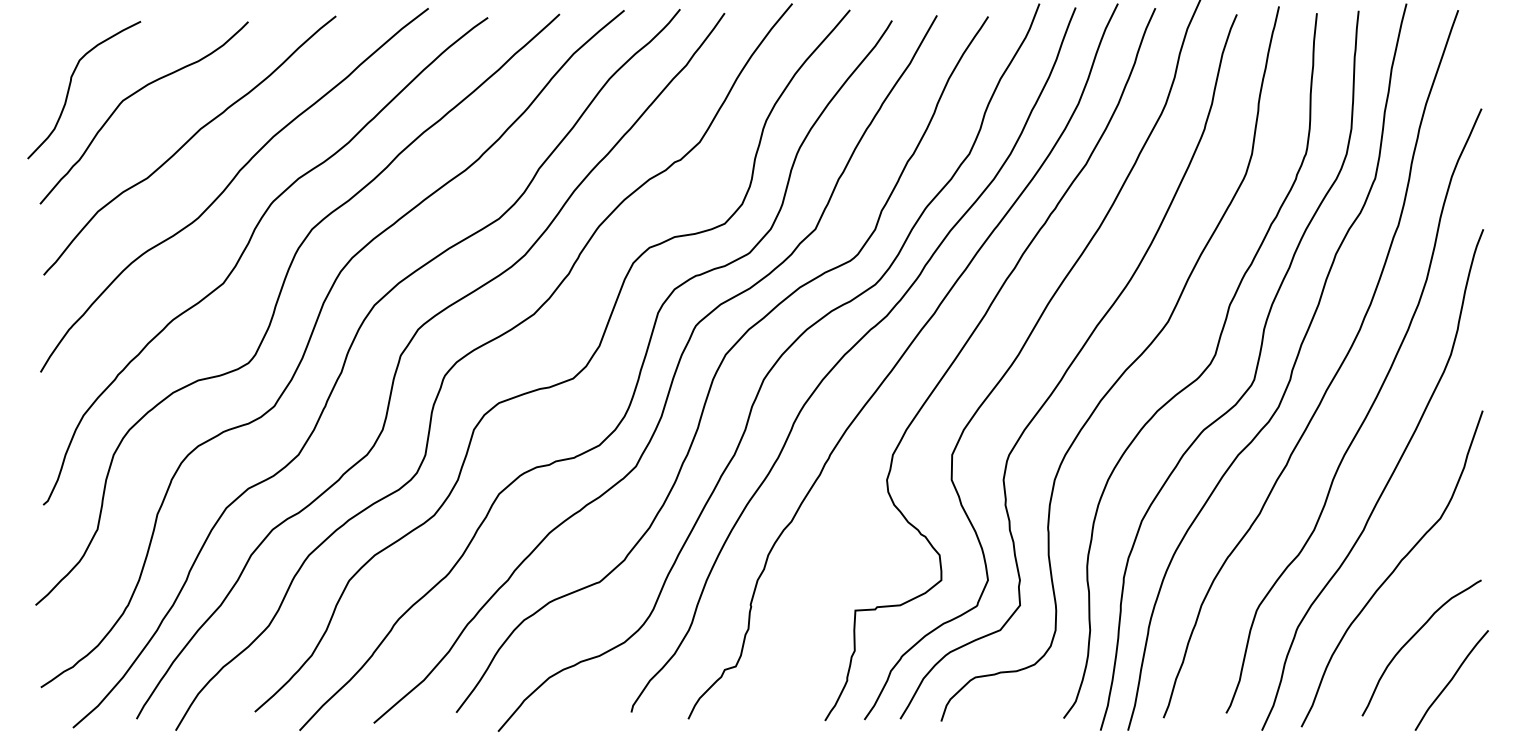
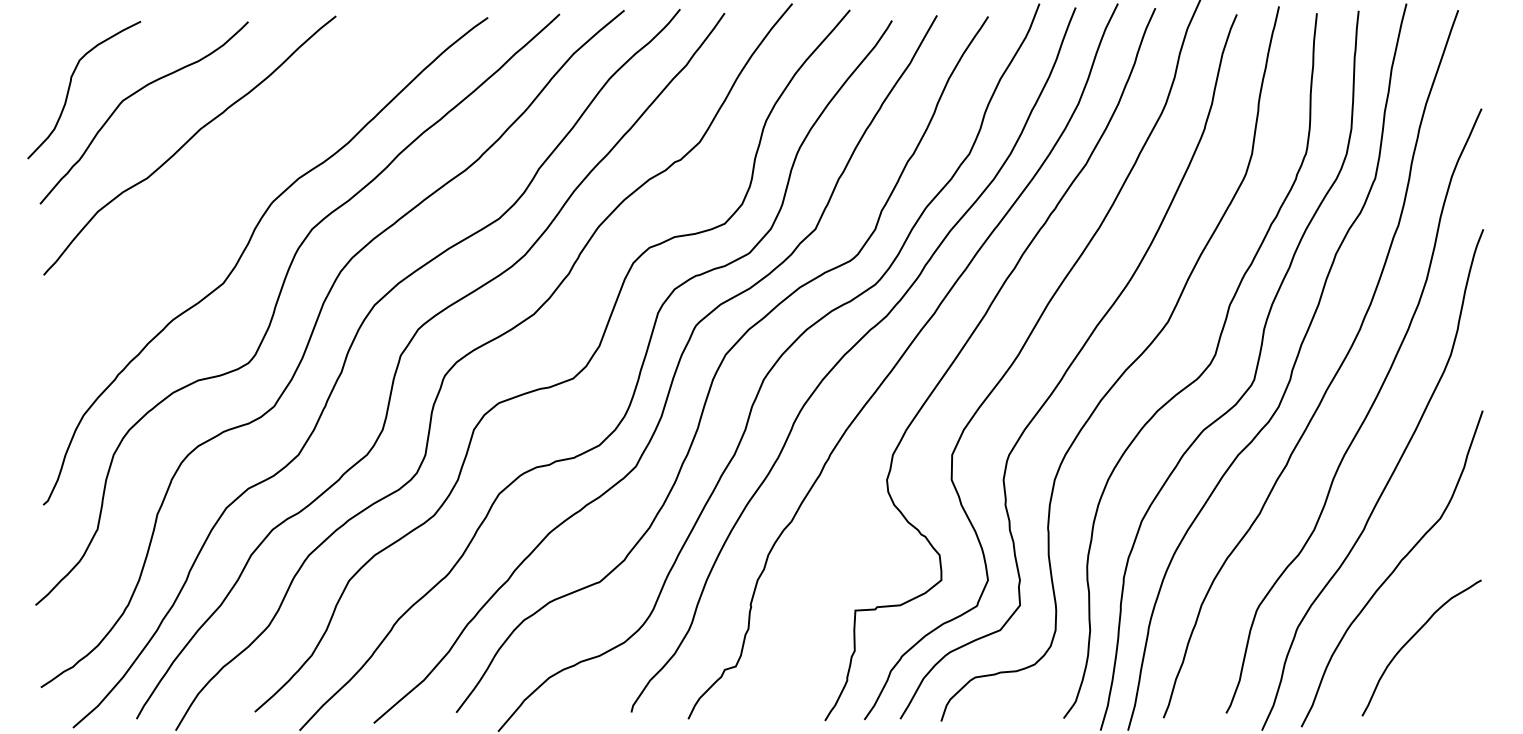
curve: present -> none (229, 185)
curve: present -> none (1451, 680)
